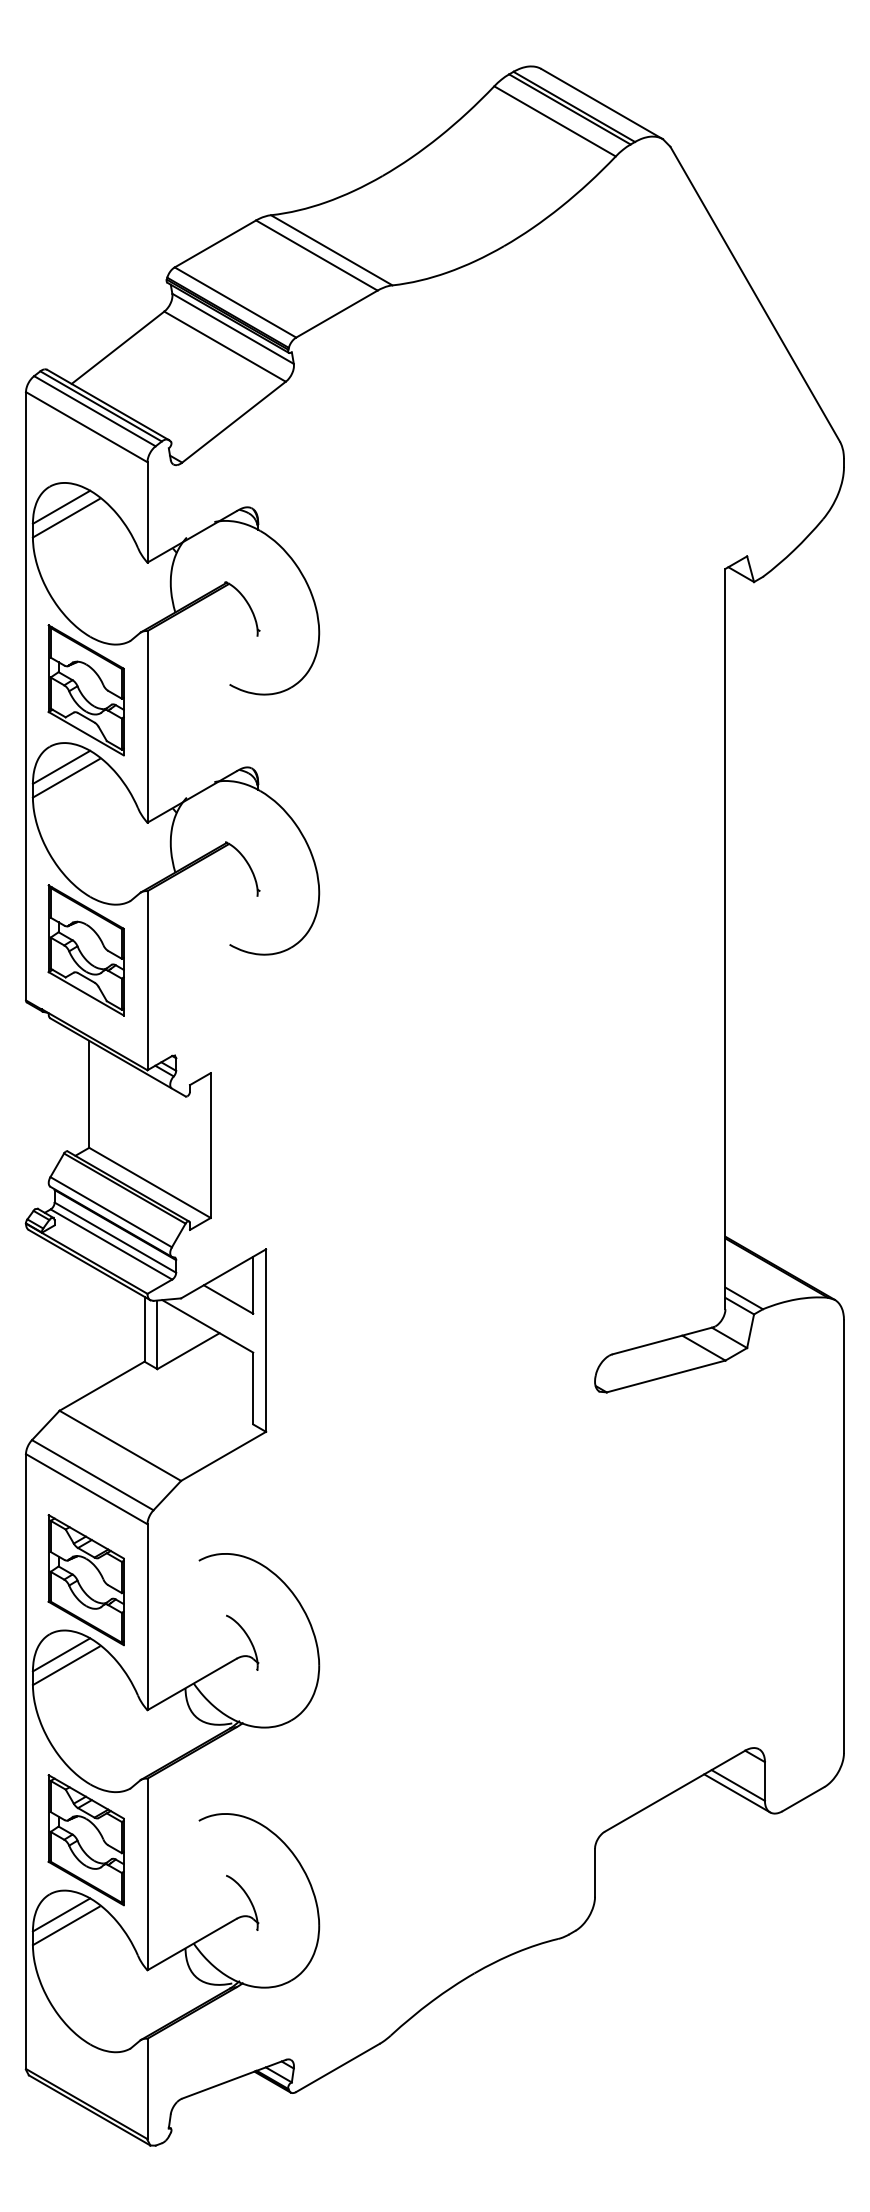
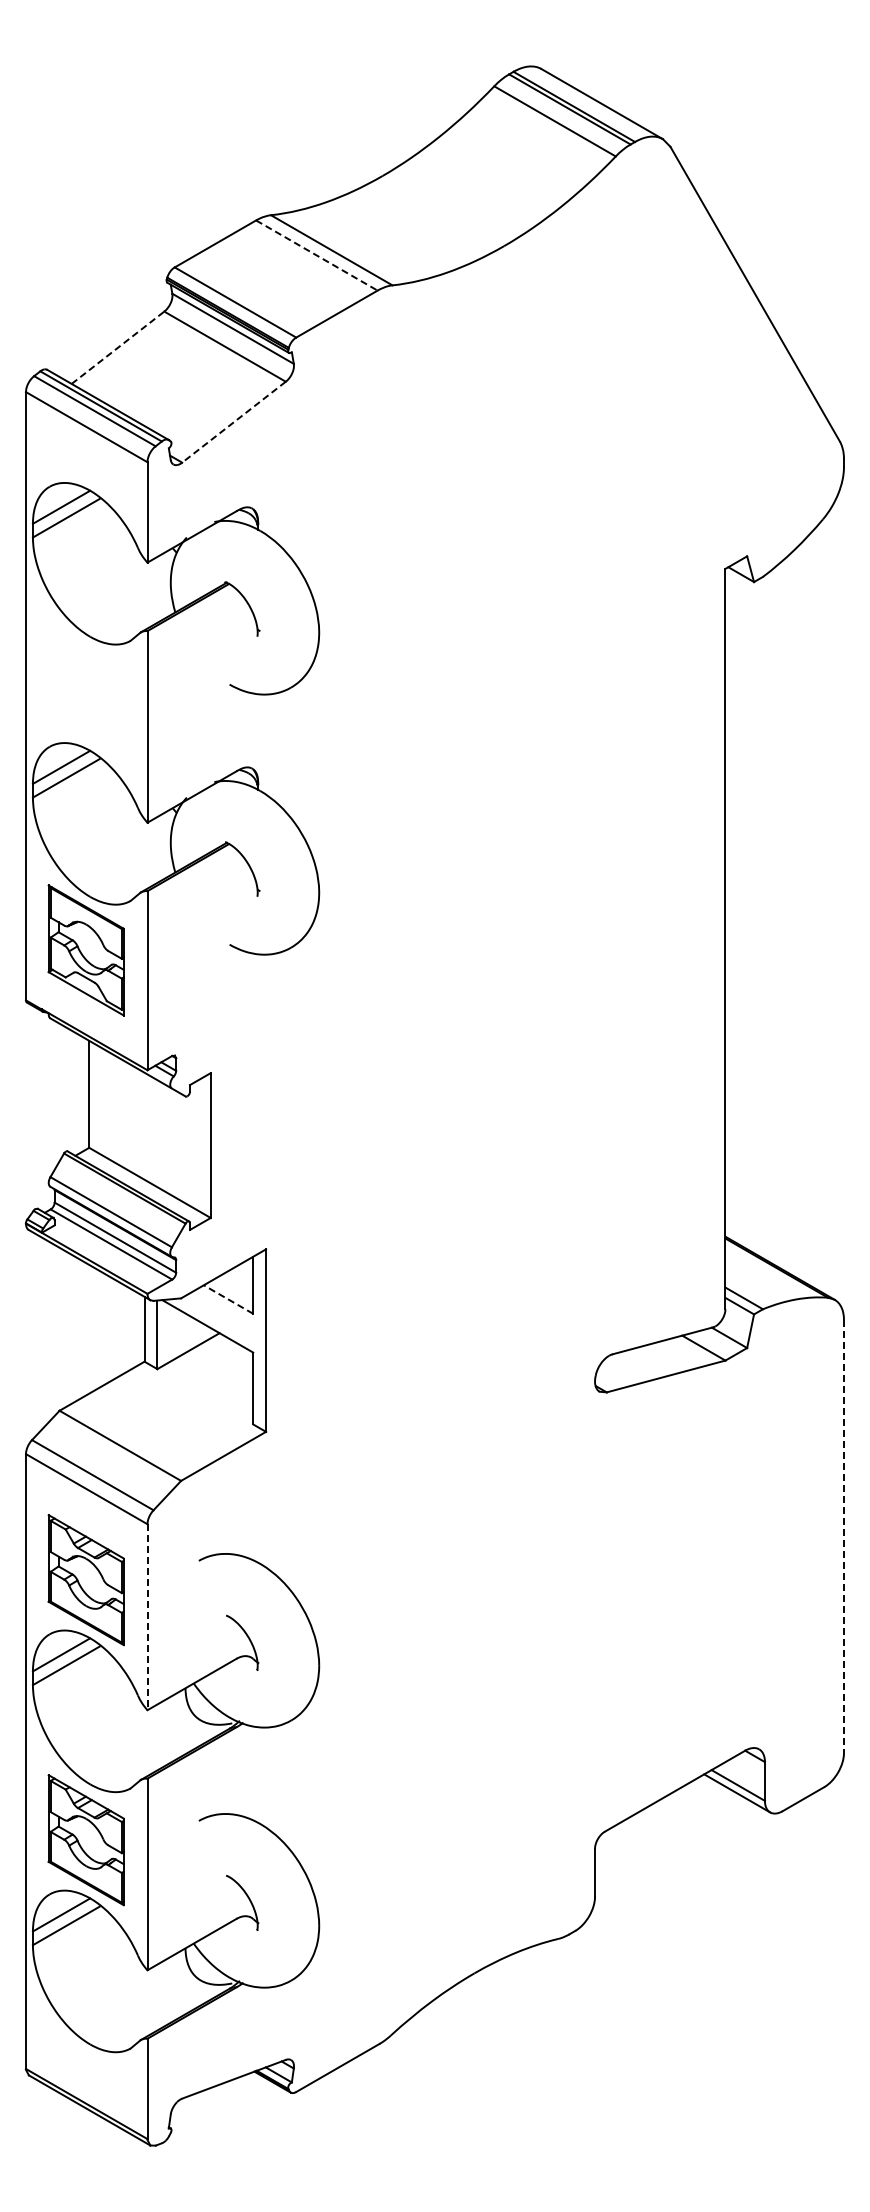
line: solid -> dashed (317, 255)
line: solid -> dashed (117, 347)
line: solid -> dashed (234, 422)
part: present -> none (85, 690)
line: solid -> dashed (228, 1299)
line: solid -> dashed (843, 1537)
line: solid -> dashed (147, 1617)
